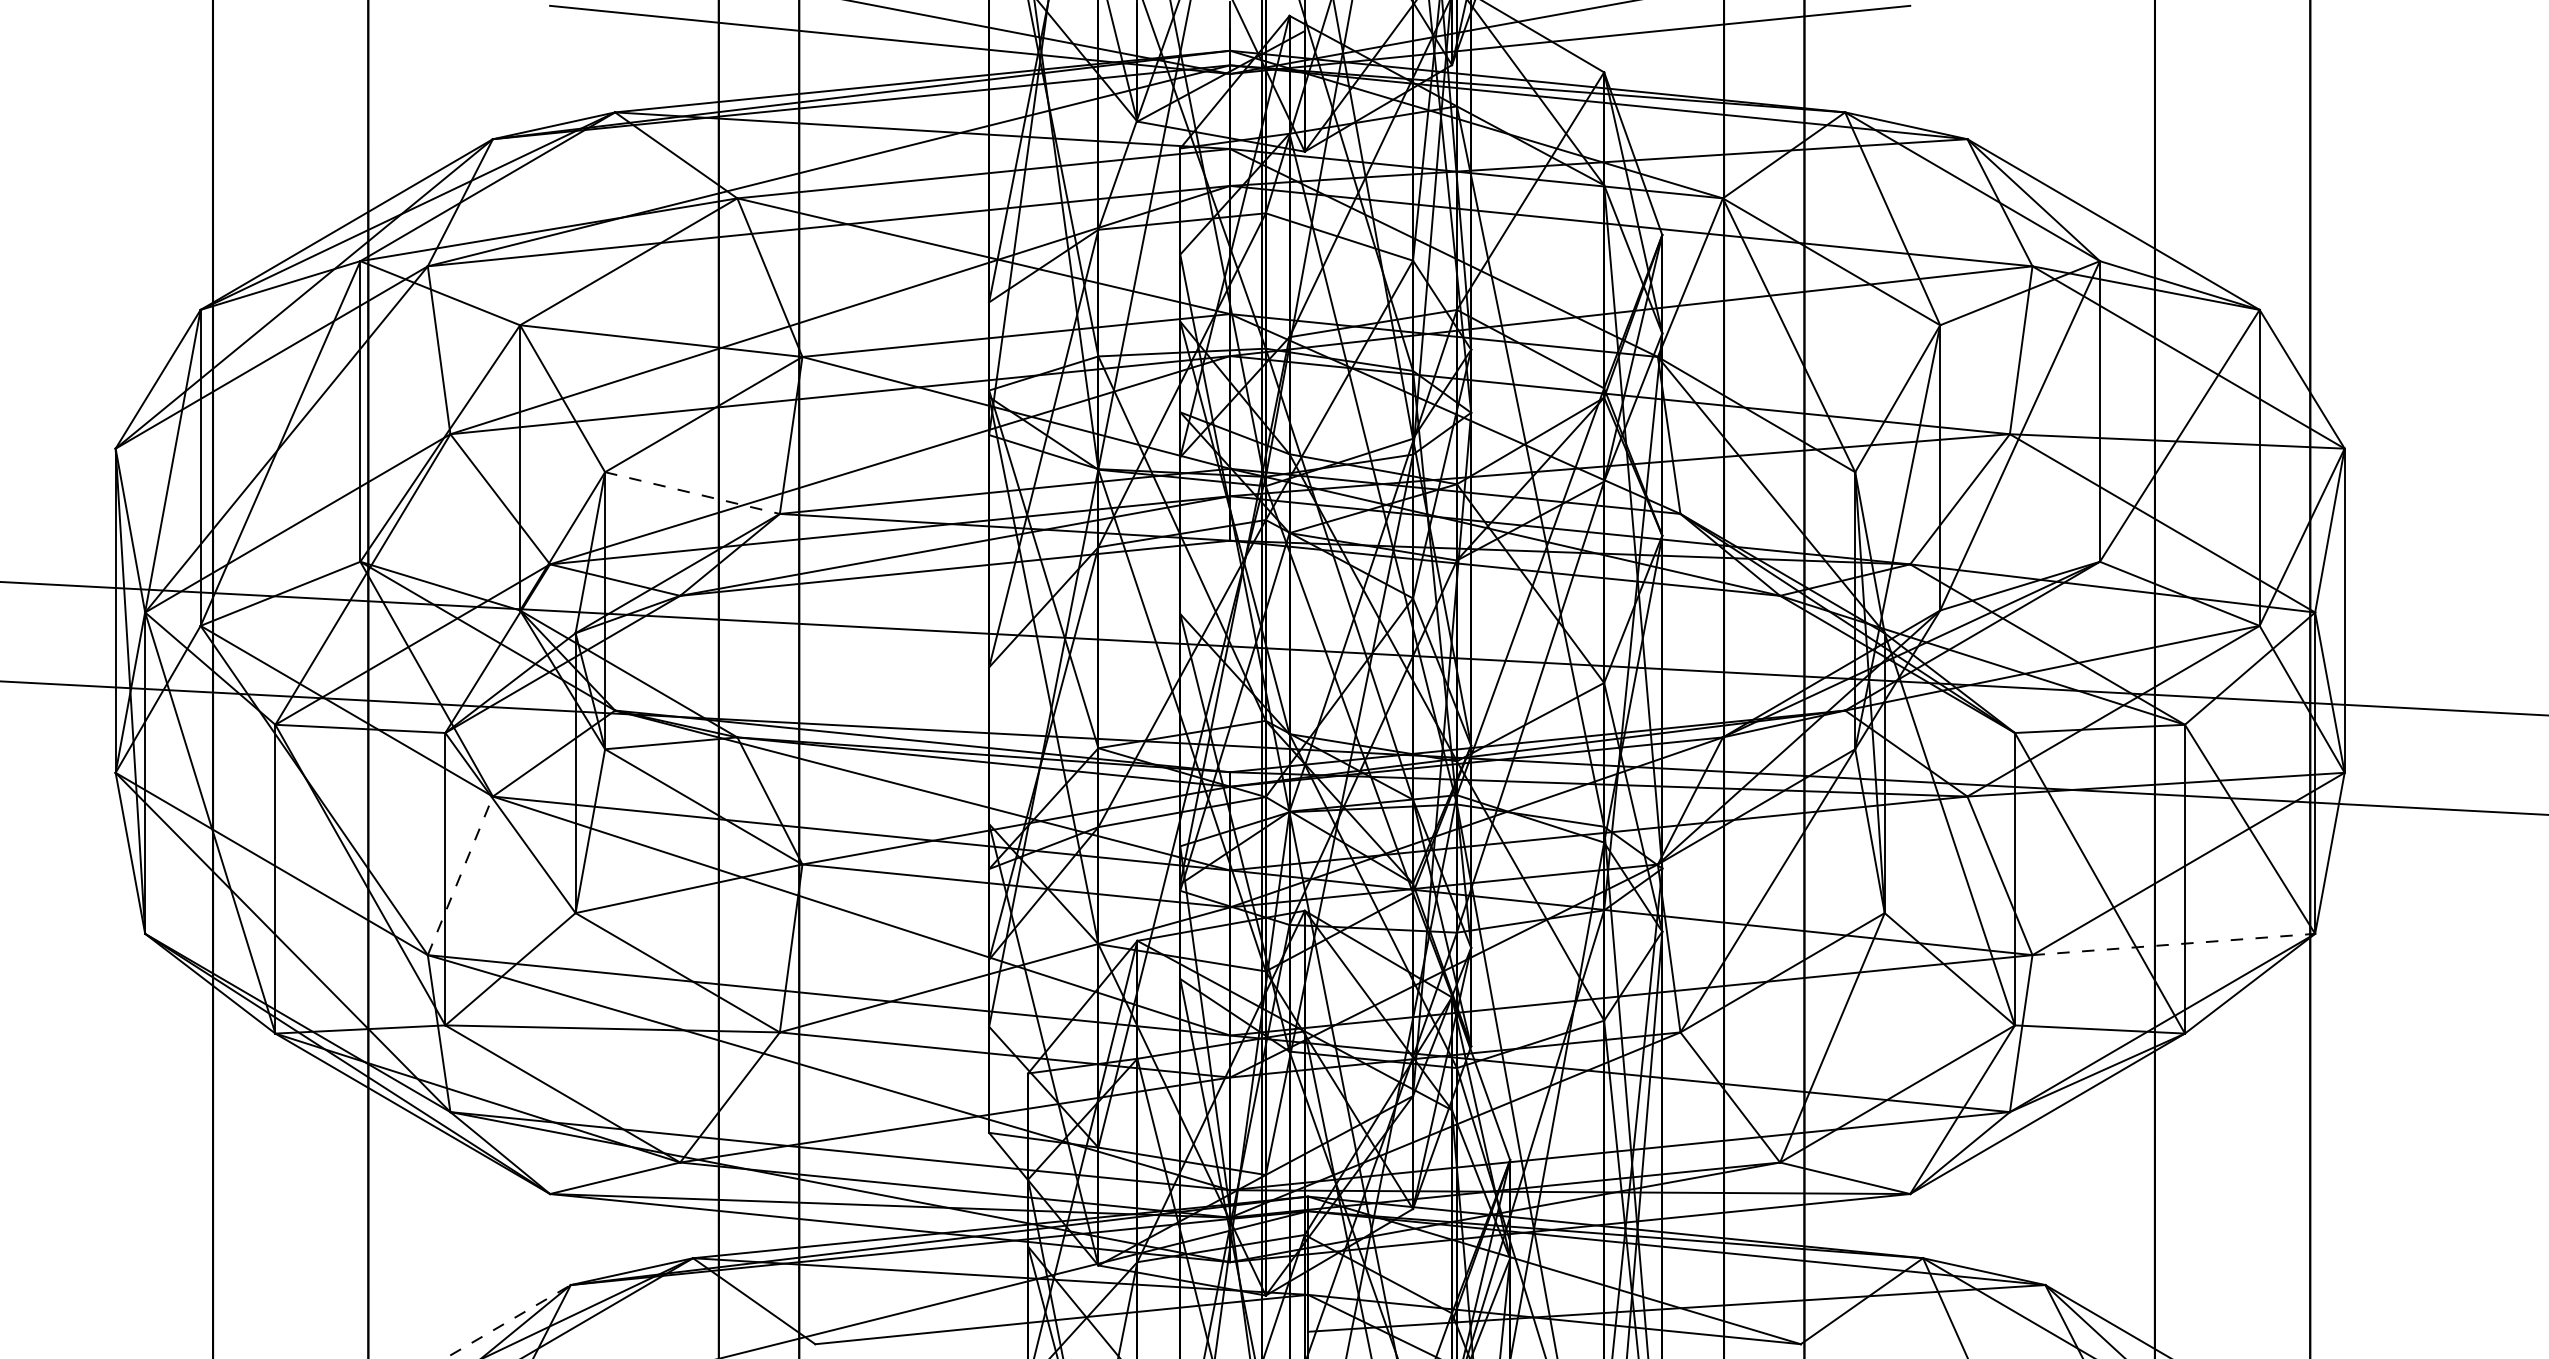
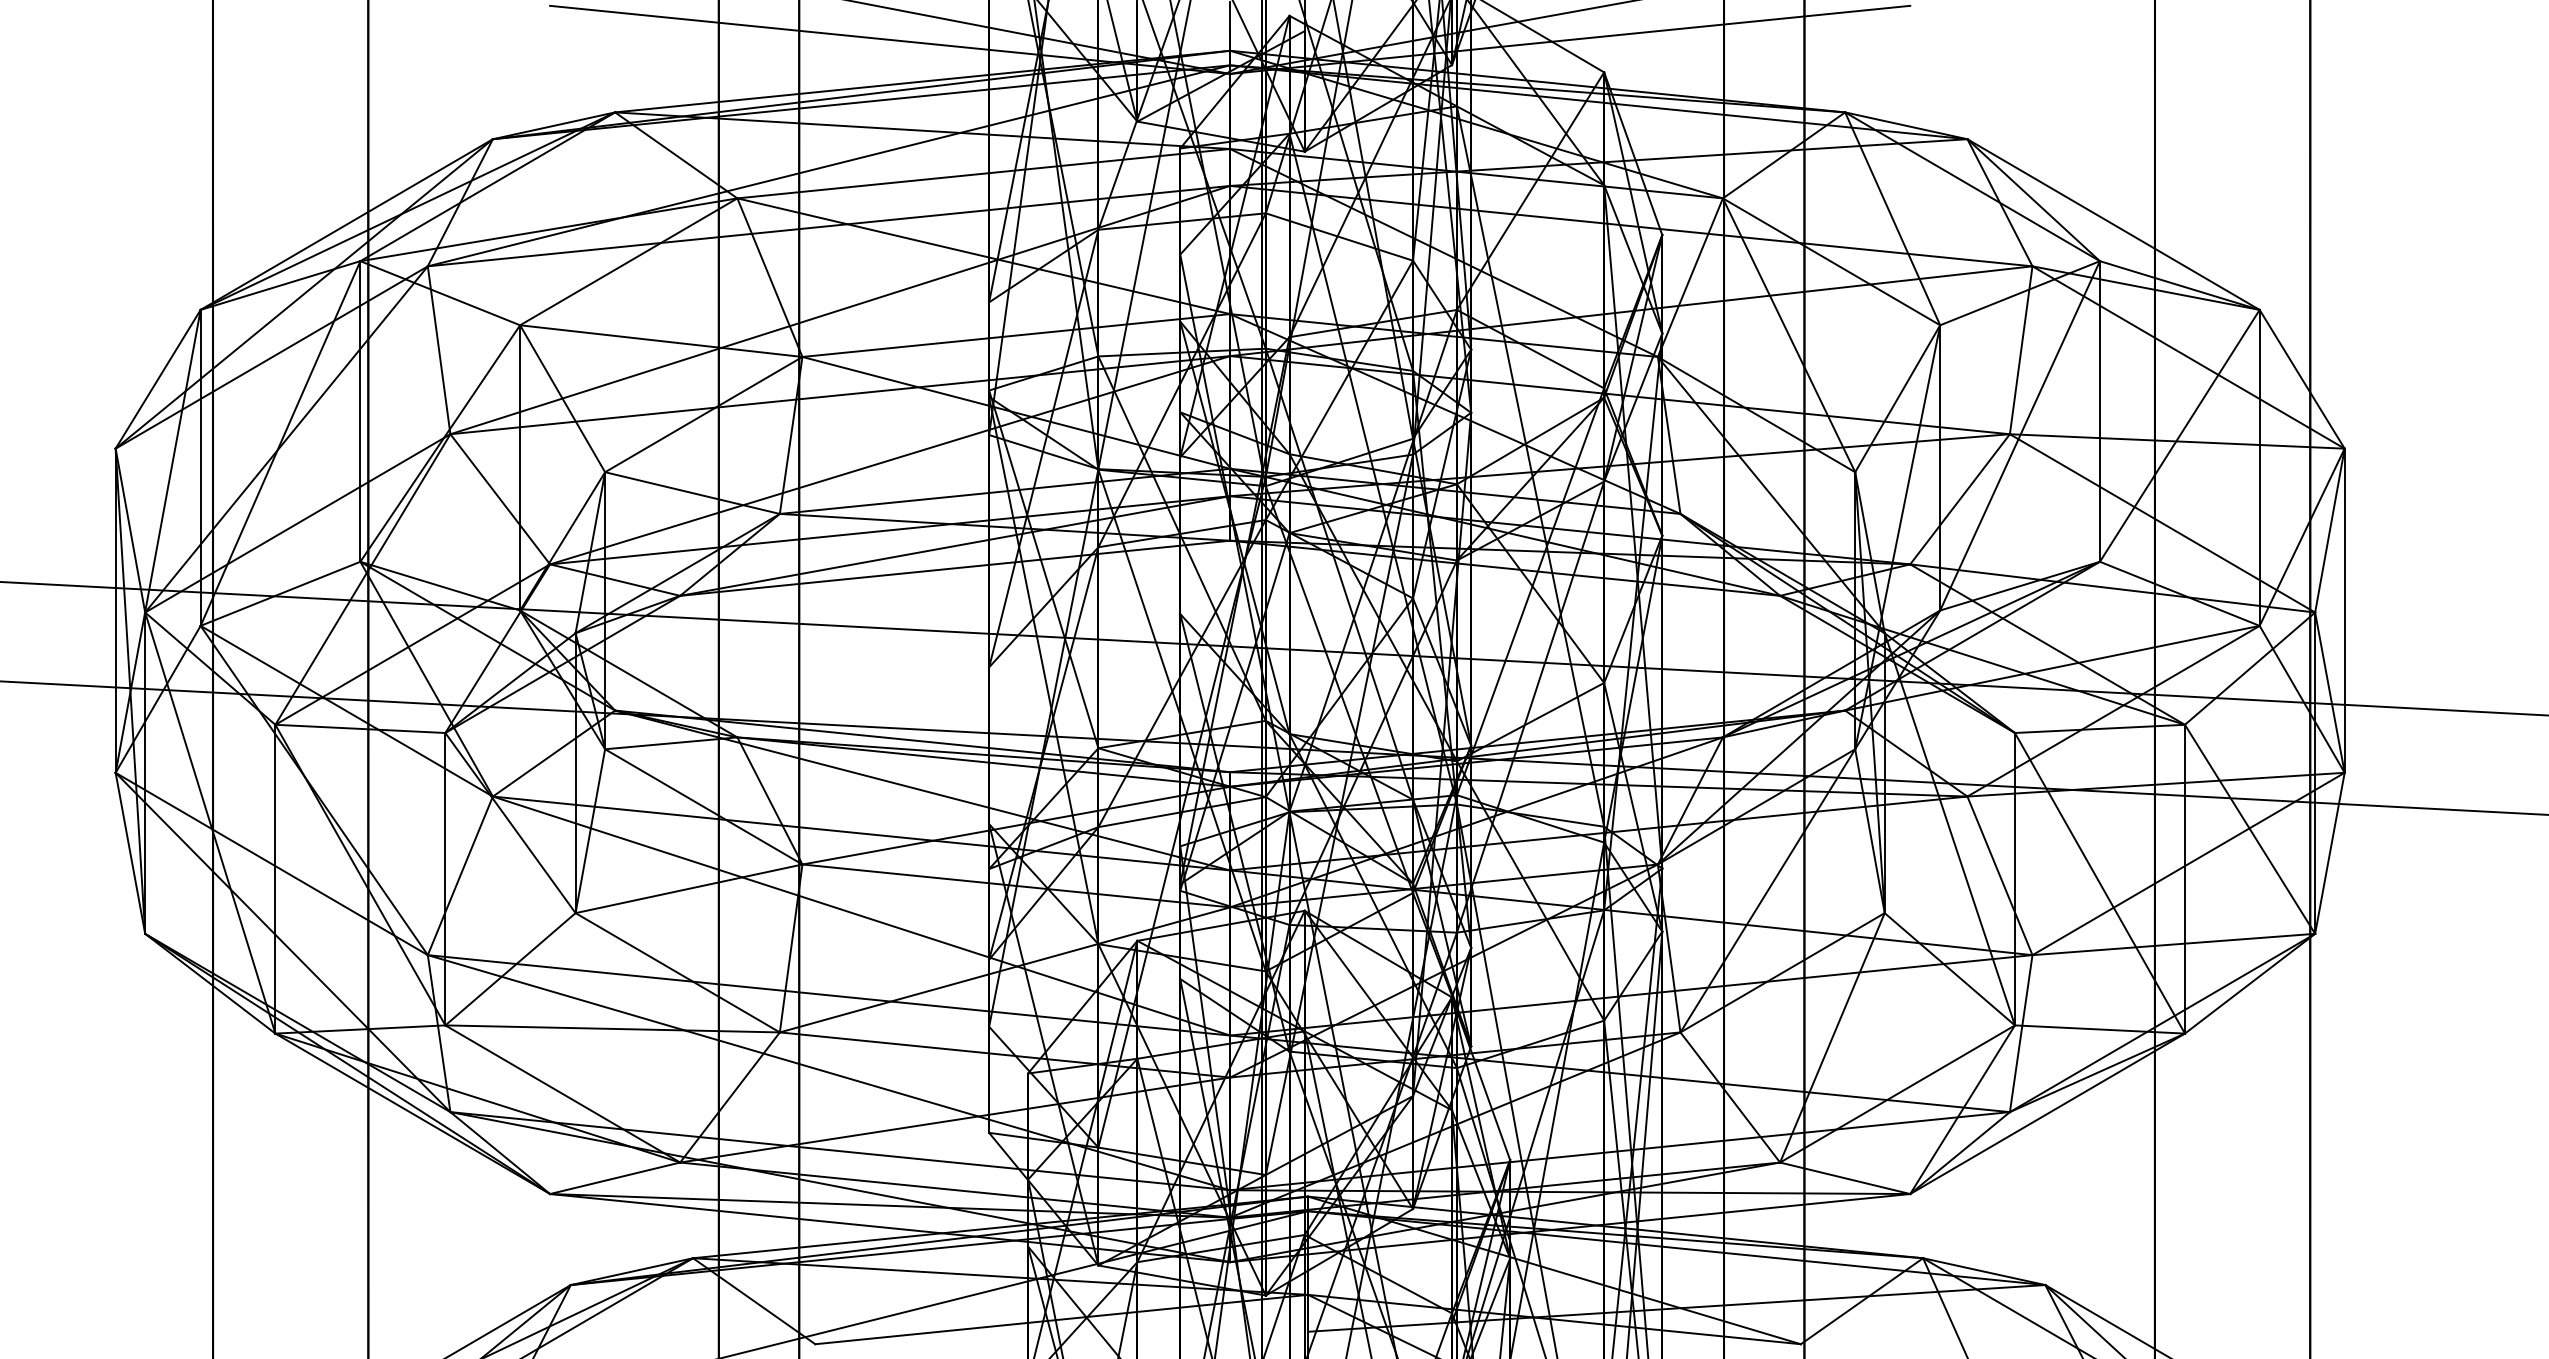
line: dashed -> solid (692, 493)
line: dashed -> solid (460, 875)
line: dashed -> solid (2173, 944)
line: dashed -> solid (507, 1321)
